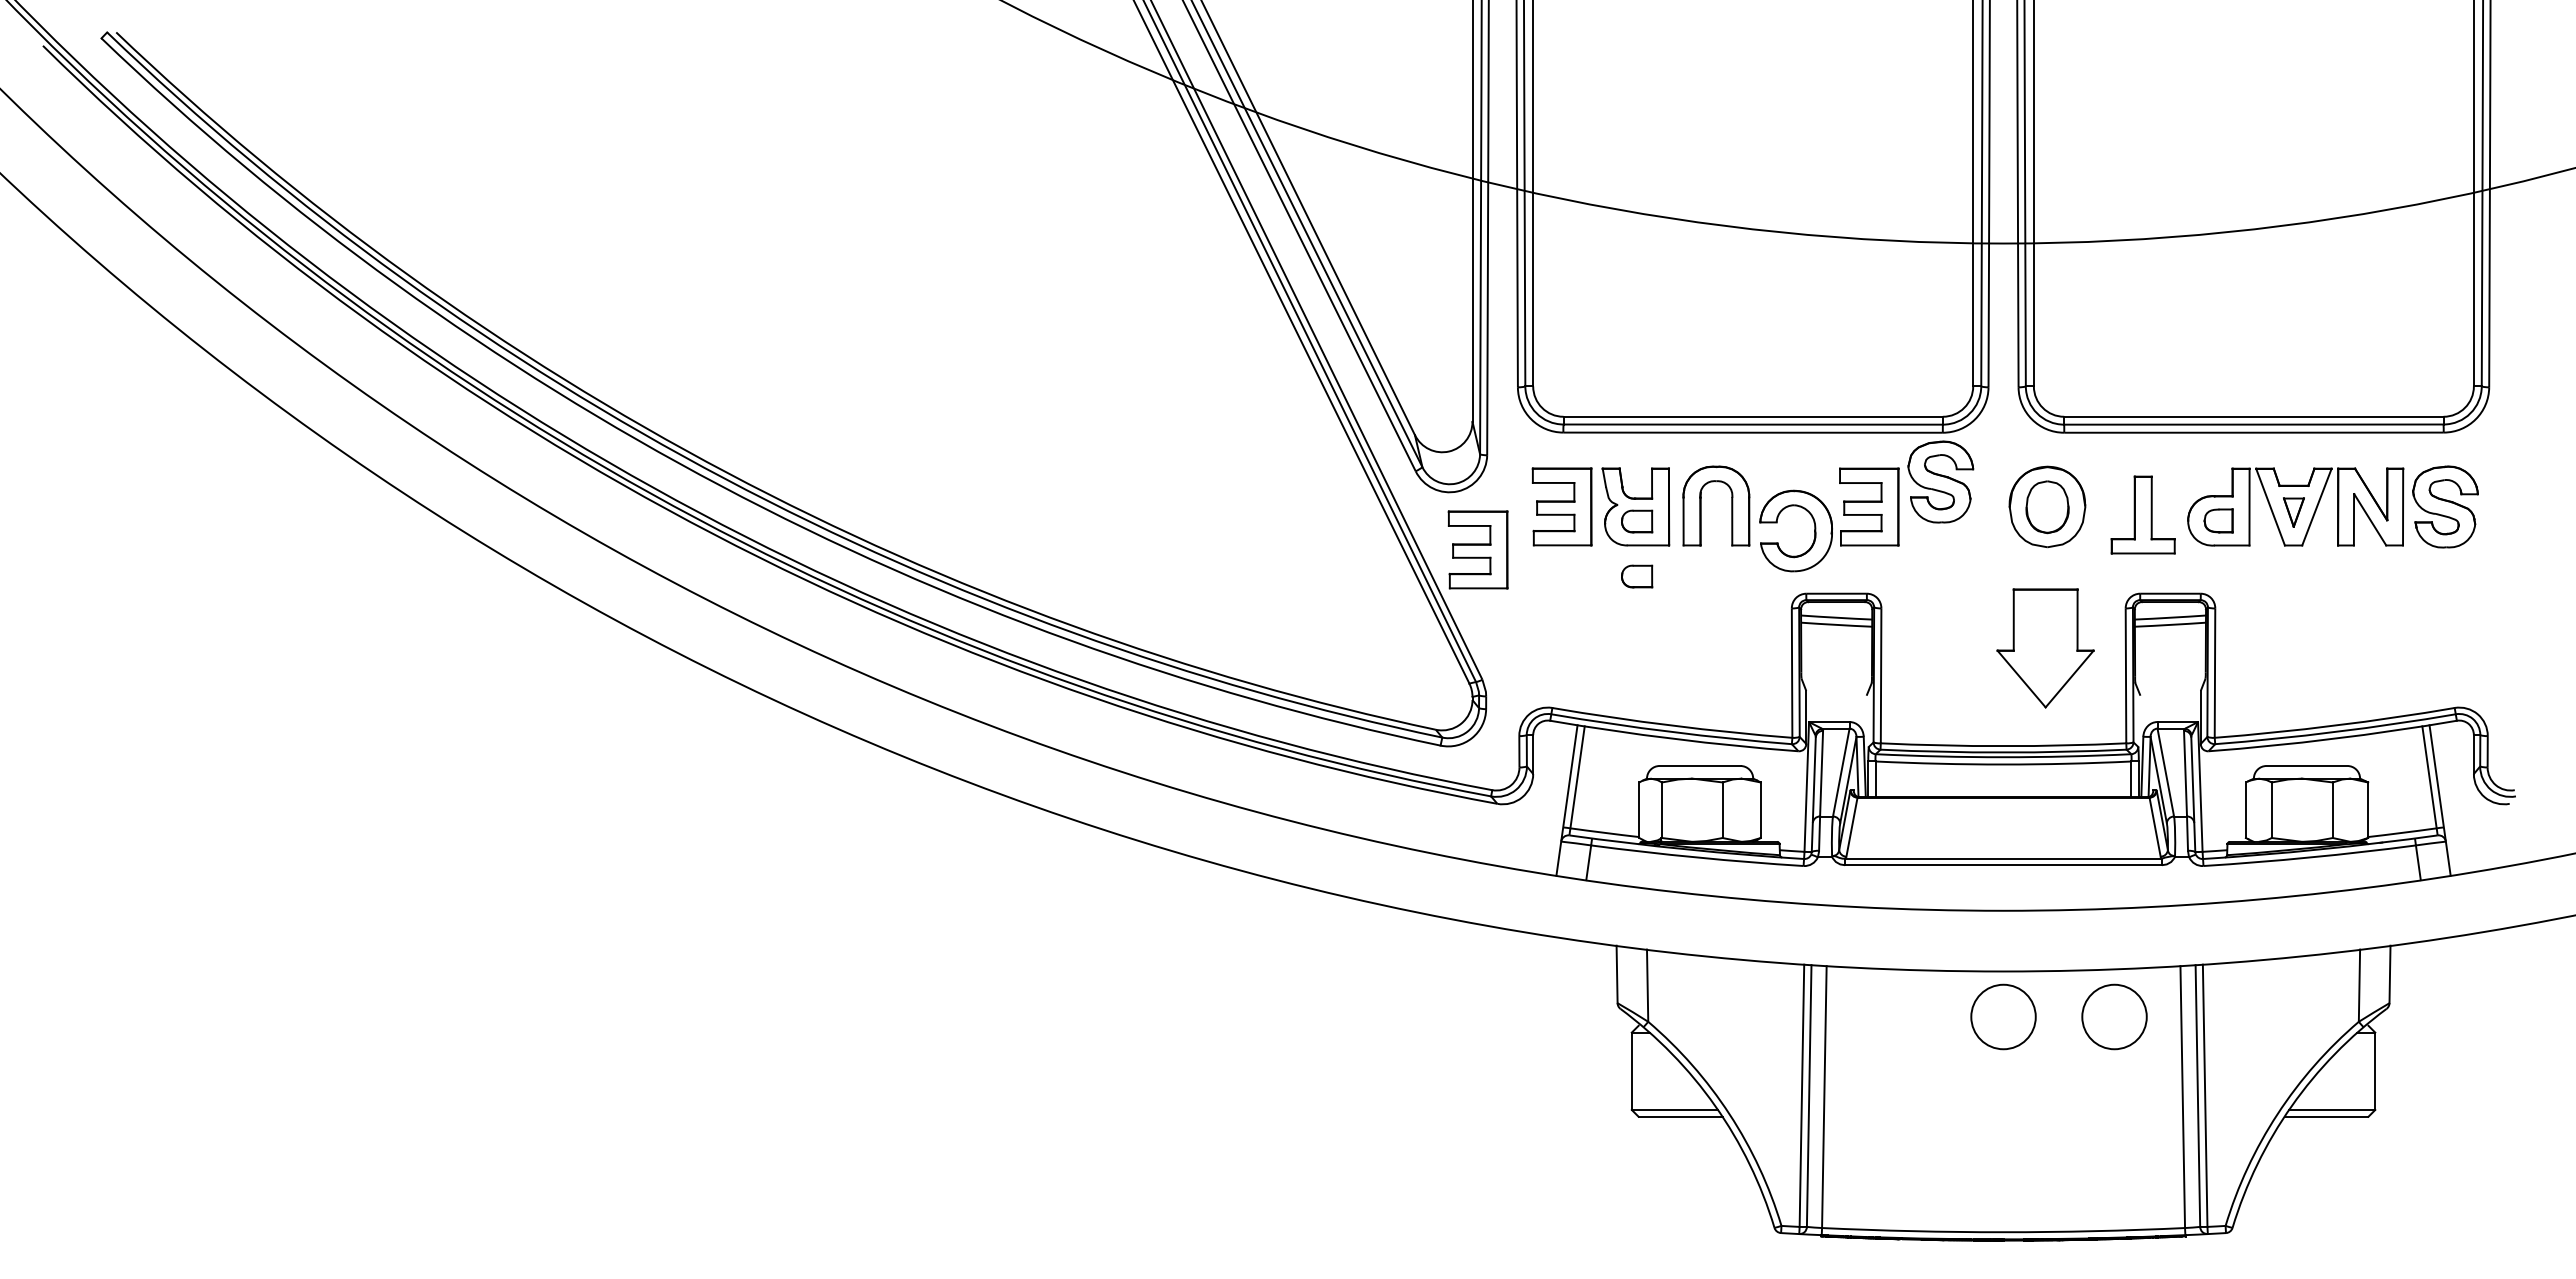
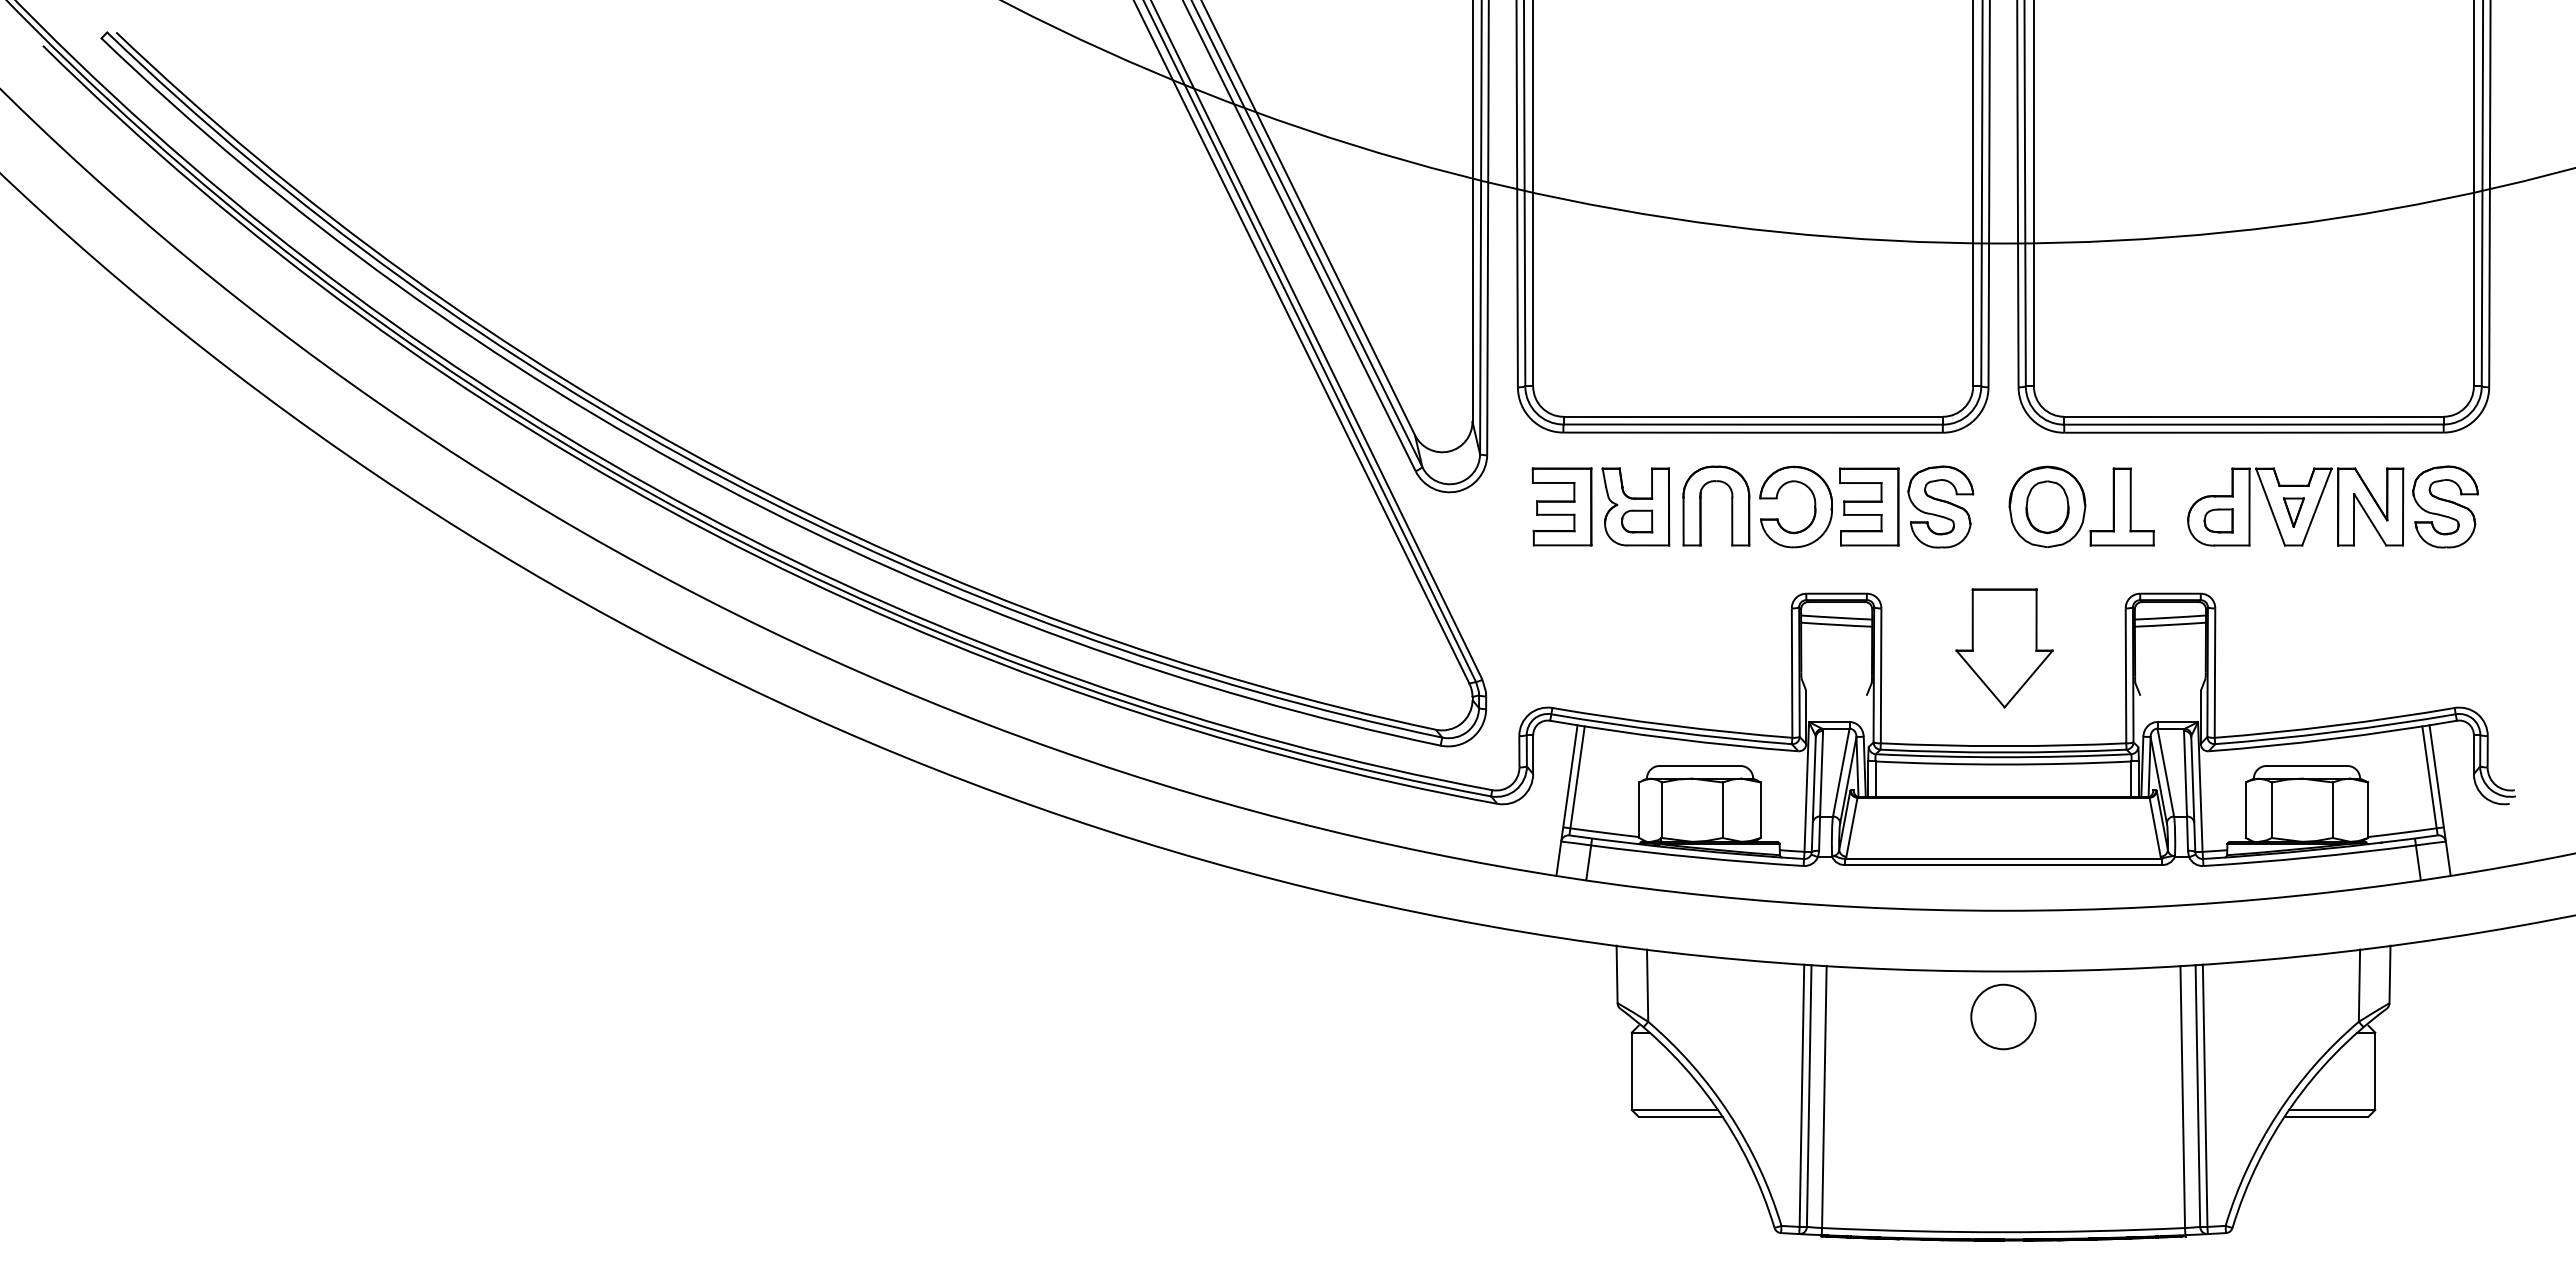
part position: (1940, 481) -> (1940, 506) (1940, 506)
part position: (2142, 514) -> (2121, 506) (2121, 506)
part position: (1814, 530) -> (1814, 506) (1814, 506)
part: present -> none (1477, 549)
part: present -> none (1637, 576)
part position: (2045, 648) -> (2004, 648) (2004, 648)
circle: present -> none (2114, 1016)
